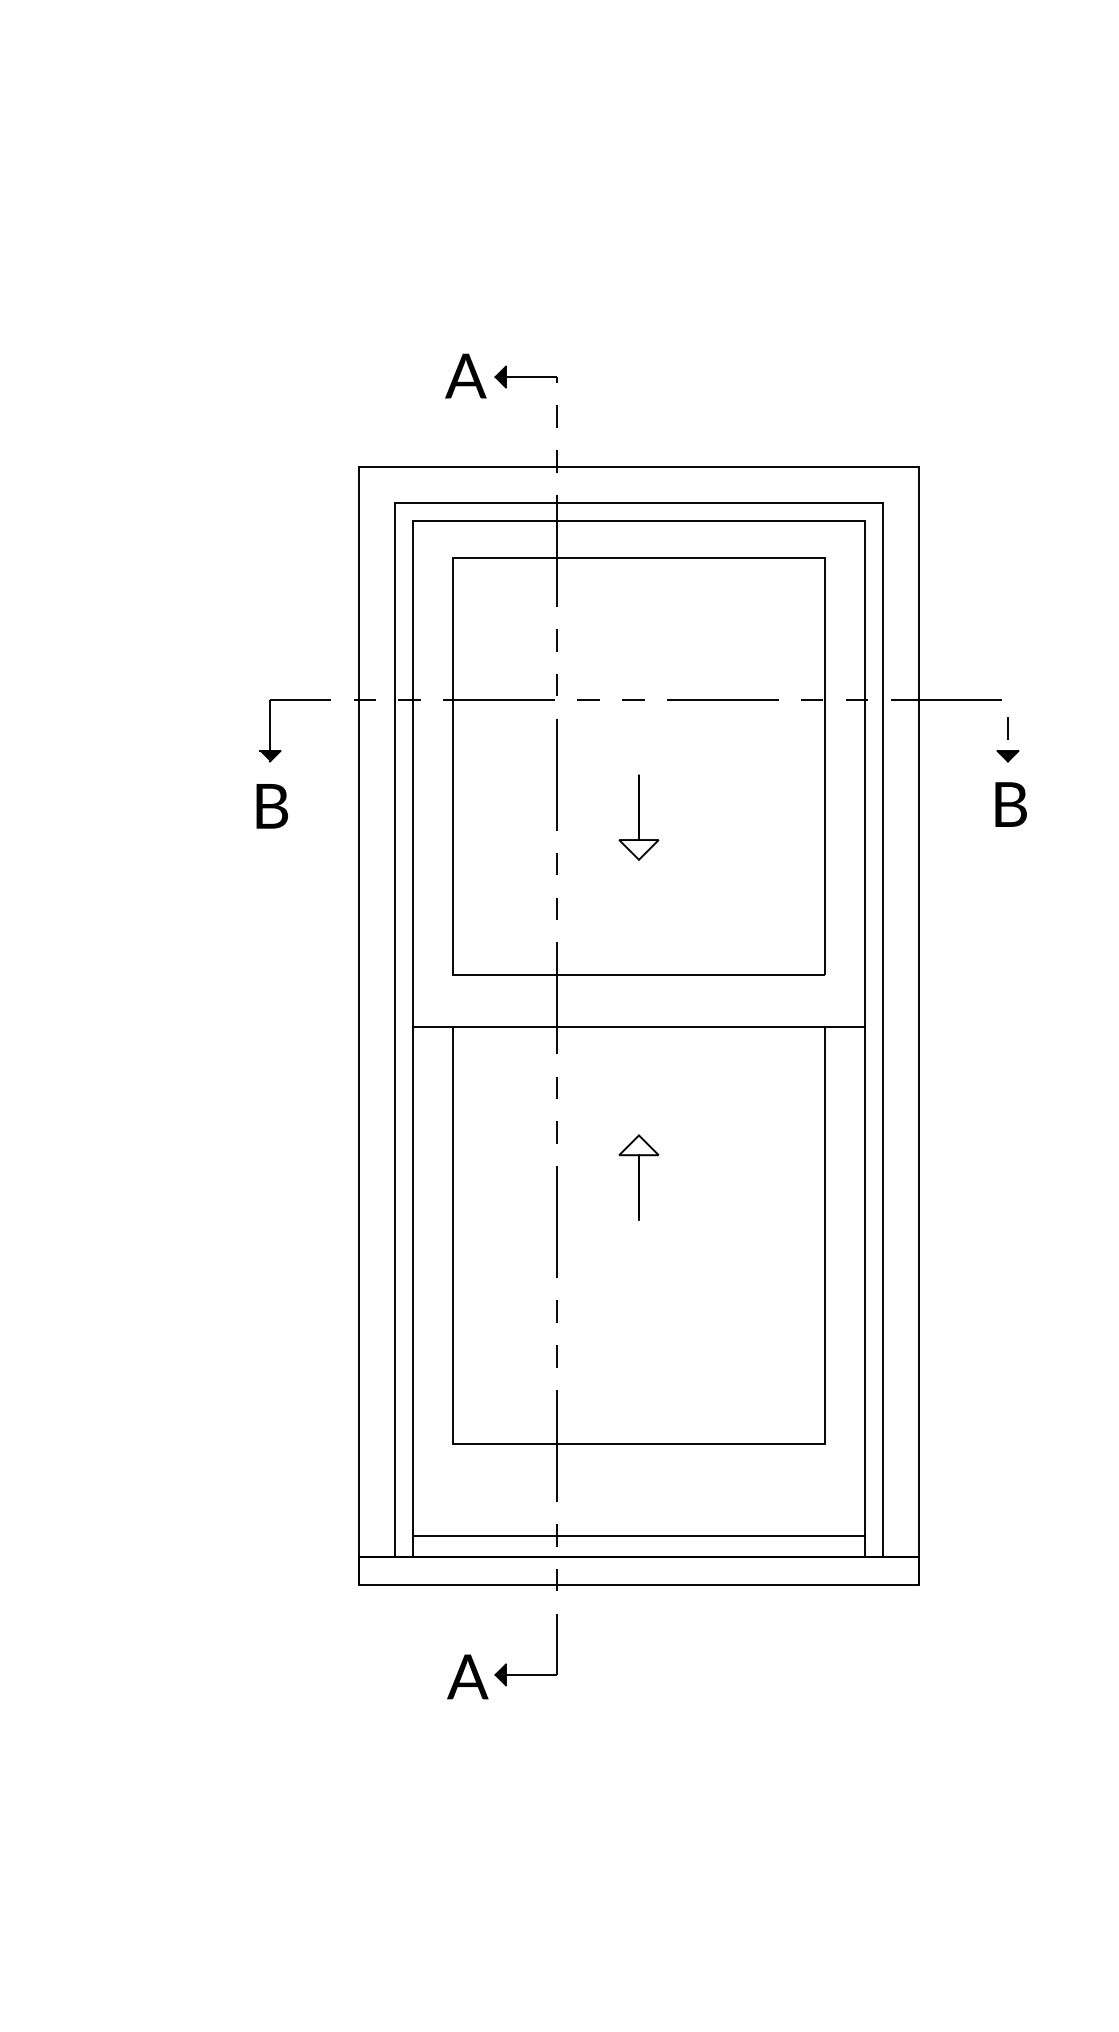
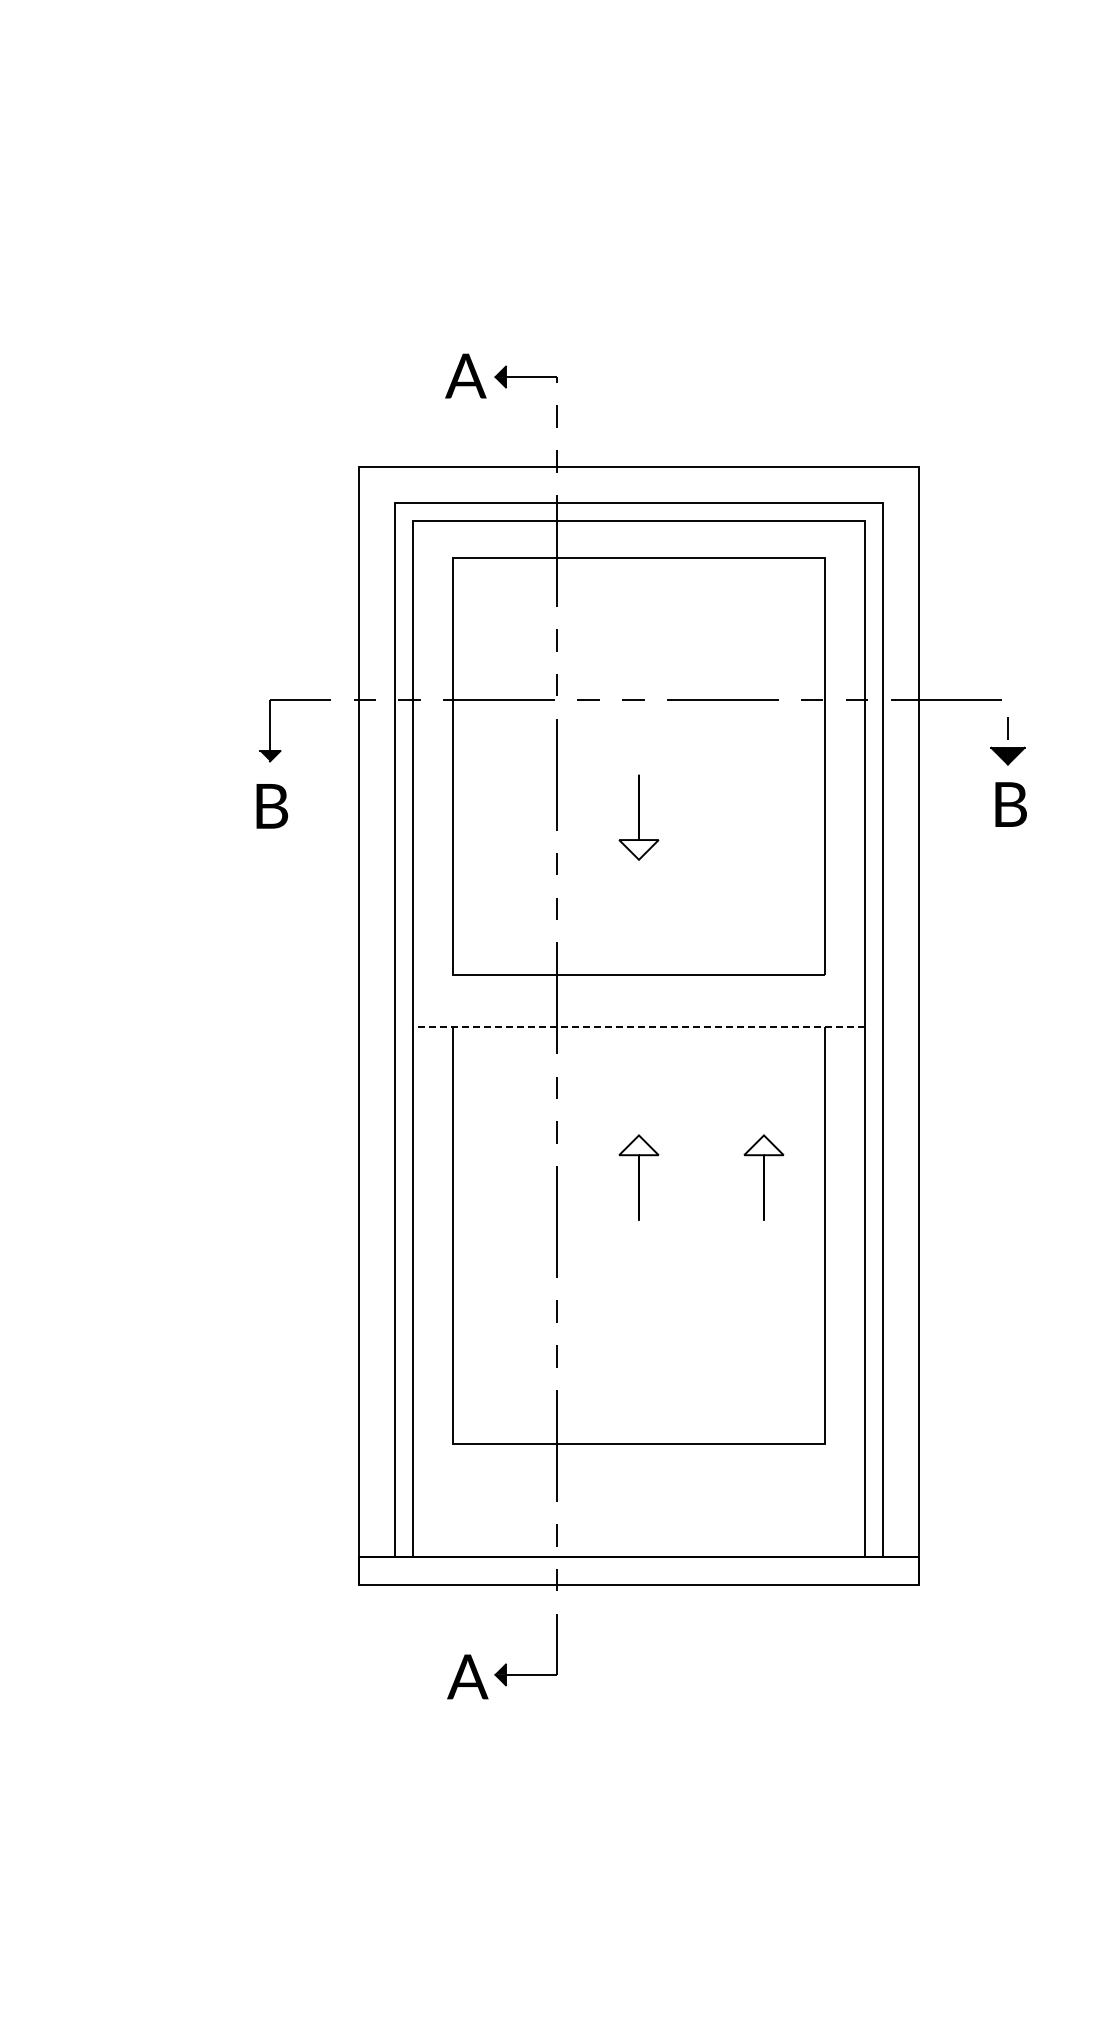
part size: 24x13 px -> 36x20 px (1007, 755)
line: solid -> dashed (638, 1027)
part: none -> present (763, 1177)
line: present -> none (638, 1536)
